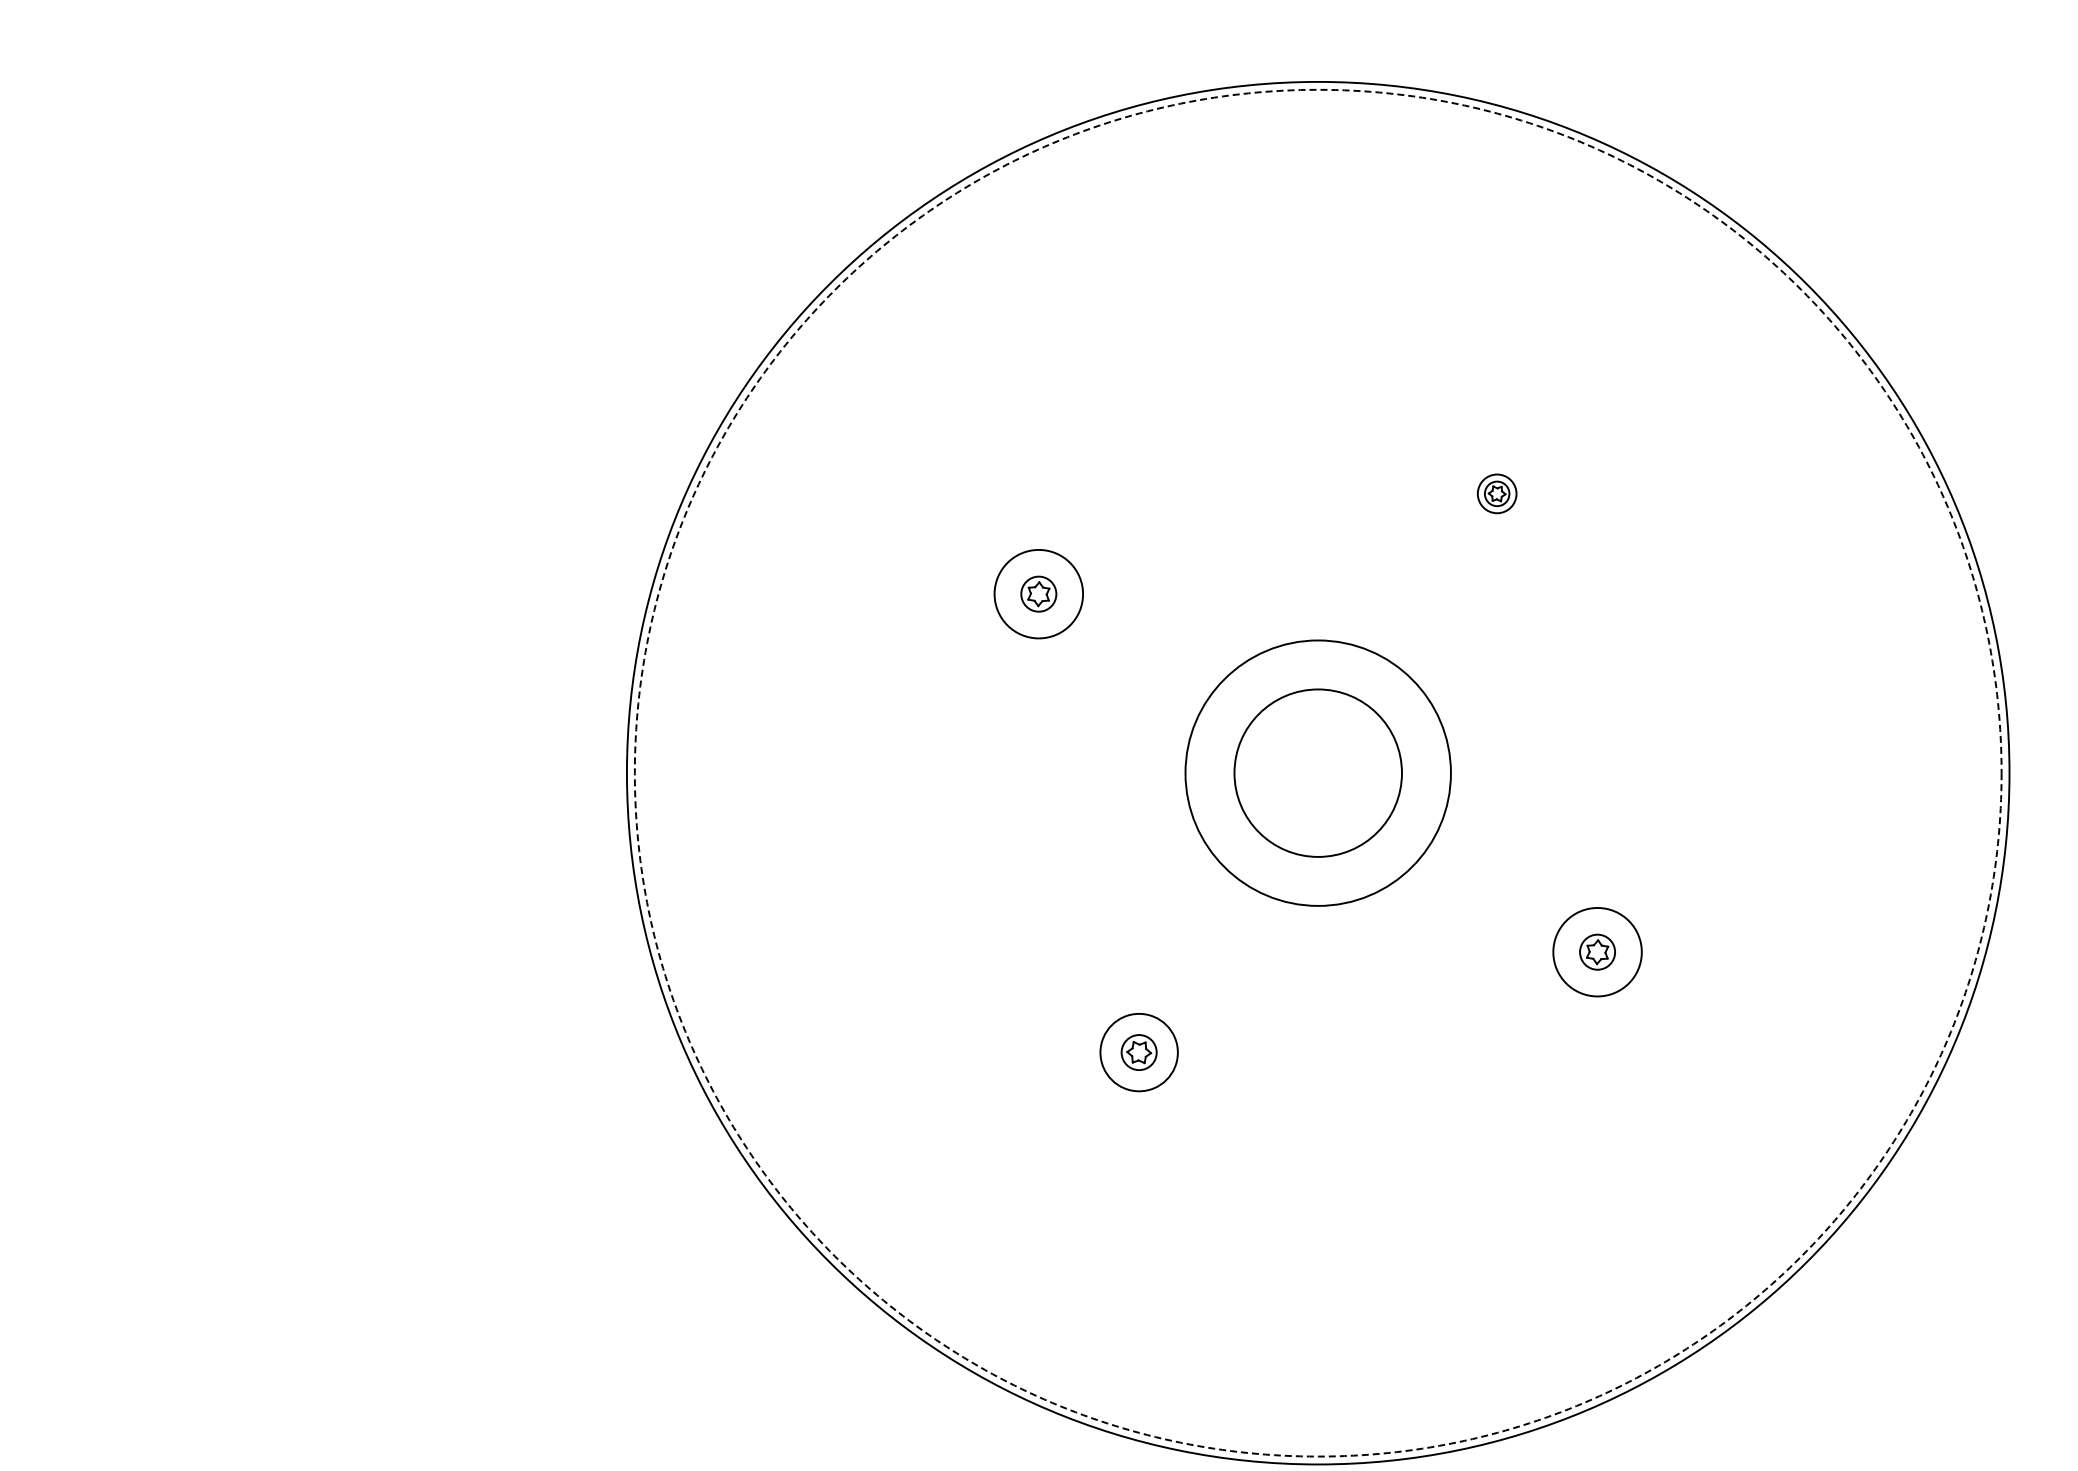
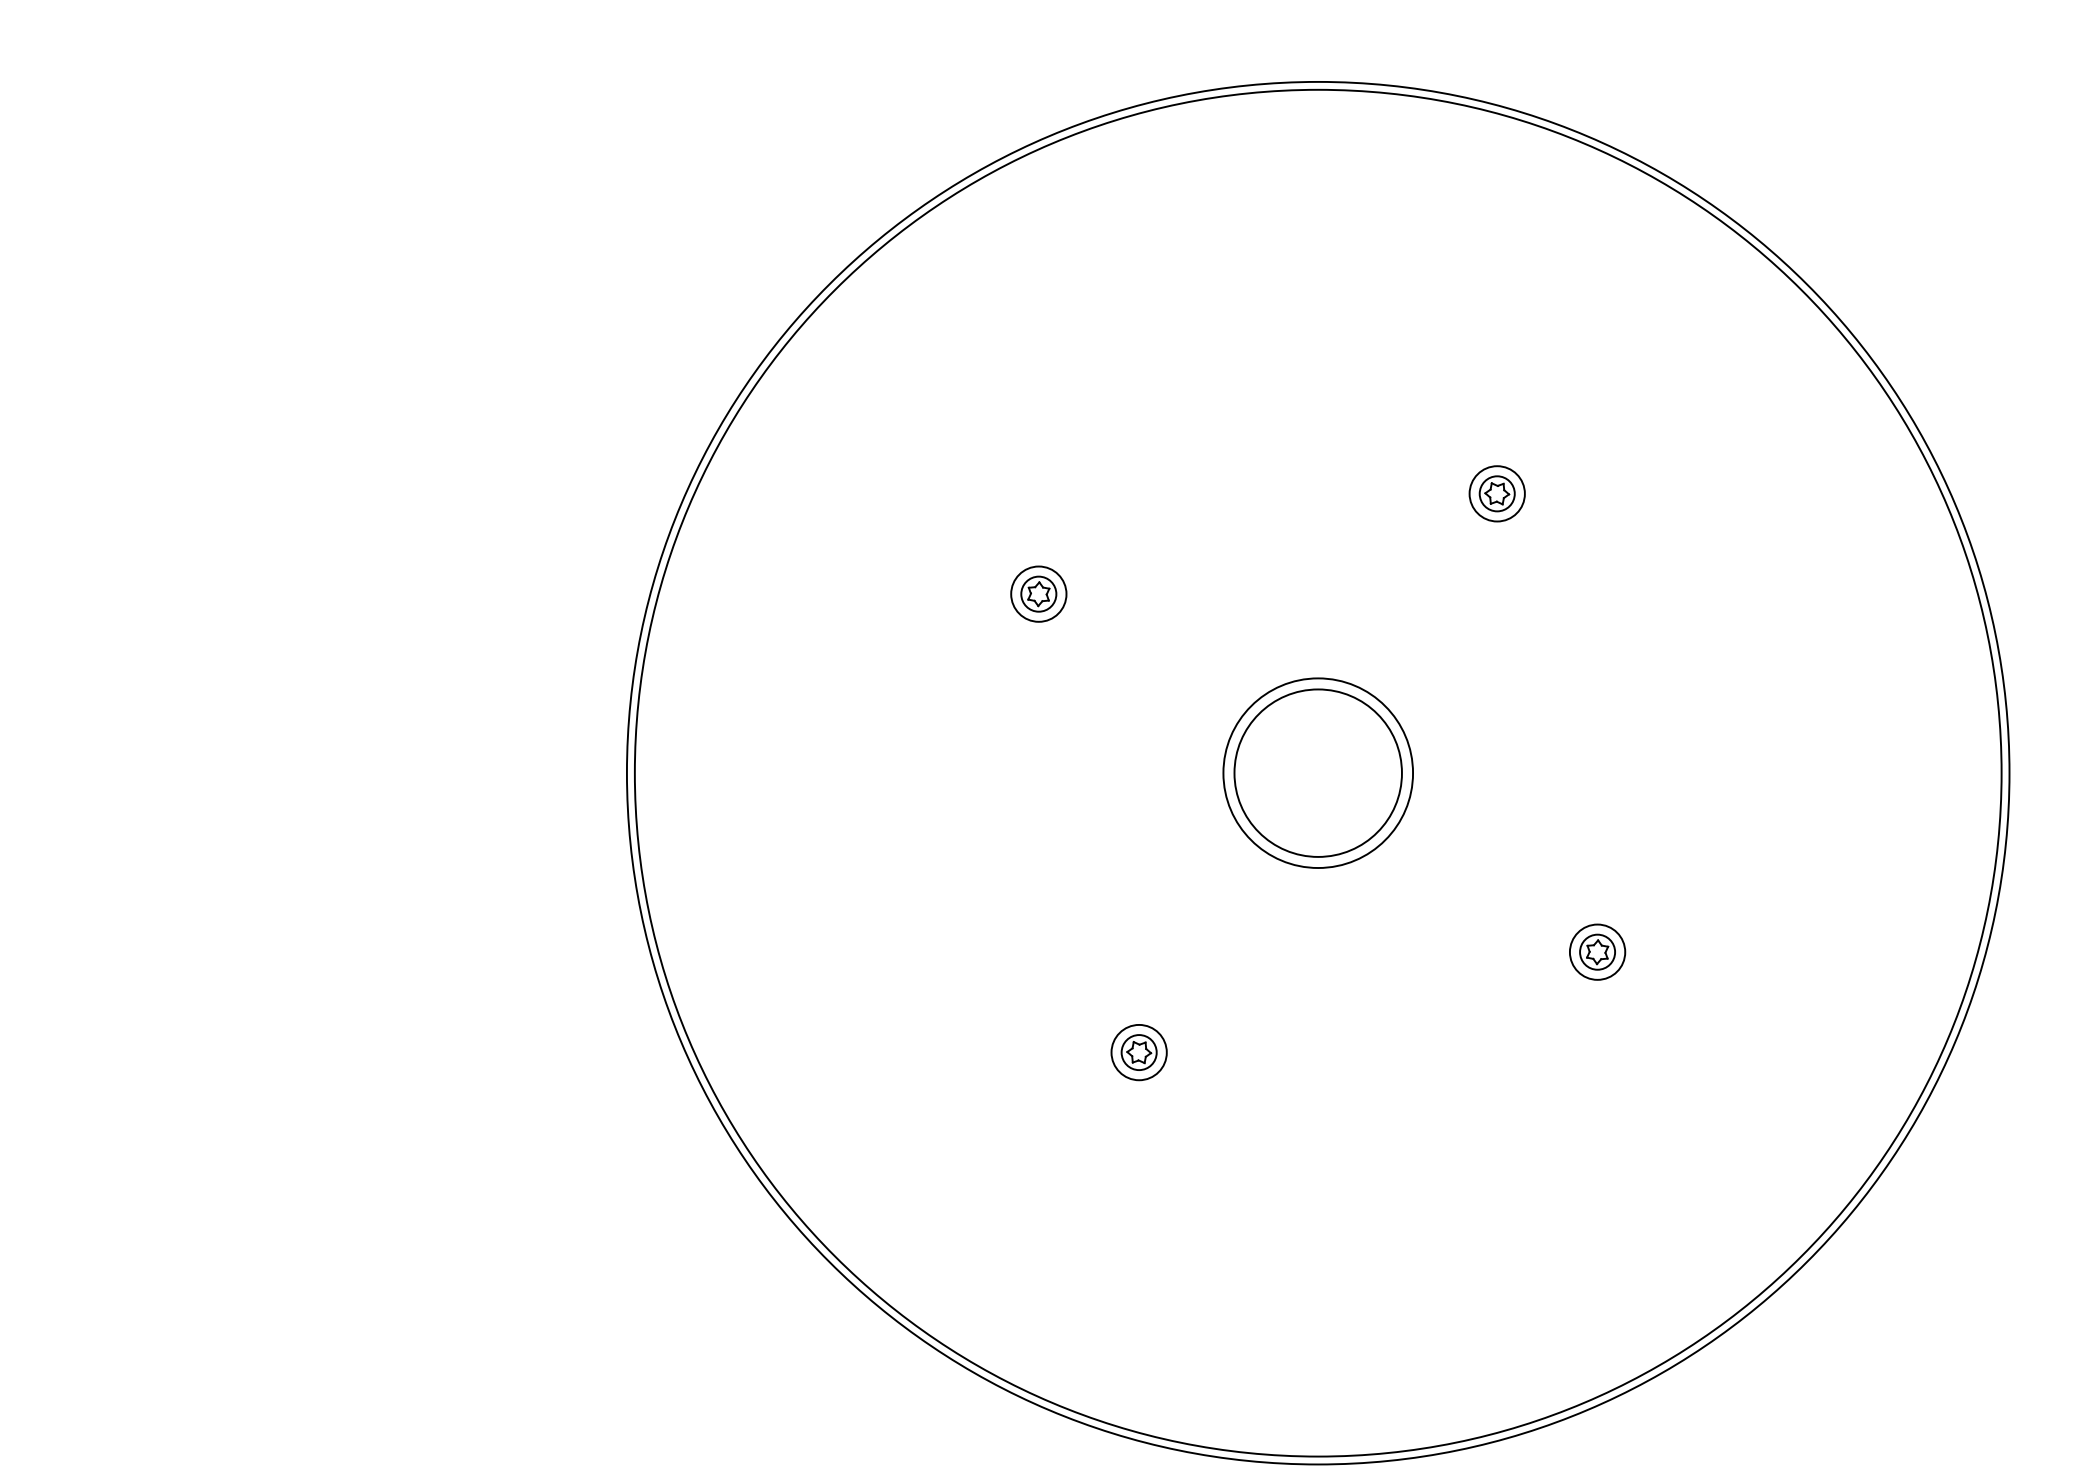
part size: 41x42 px -> 58x58 px (1496, 493)
circle diameter: 88 px -> 55 px (1038, 593)
circle diameter: 265 px -> 190 px (1318, 773)
circle: dashed -> solid (1317, 772)
circle diameter: 88 px -> 55 px (1597, 951)
circle diameter: 77 px -> 55 px (1138, 1052)
